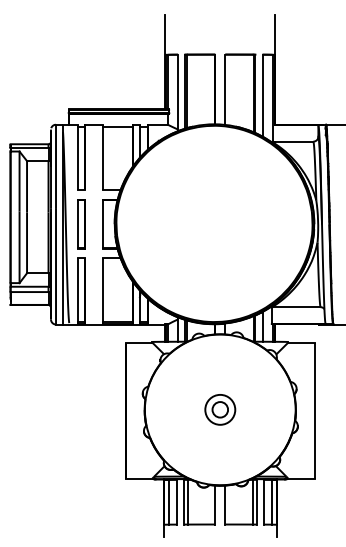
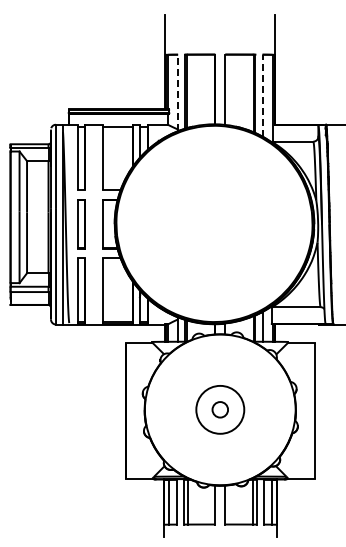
line: solid -> dashed (178, 92)
line: solid -> dashed (262, 95)
circle diameter: 30 px -> 48 px (220, 409)
